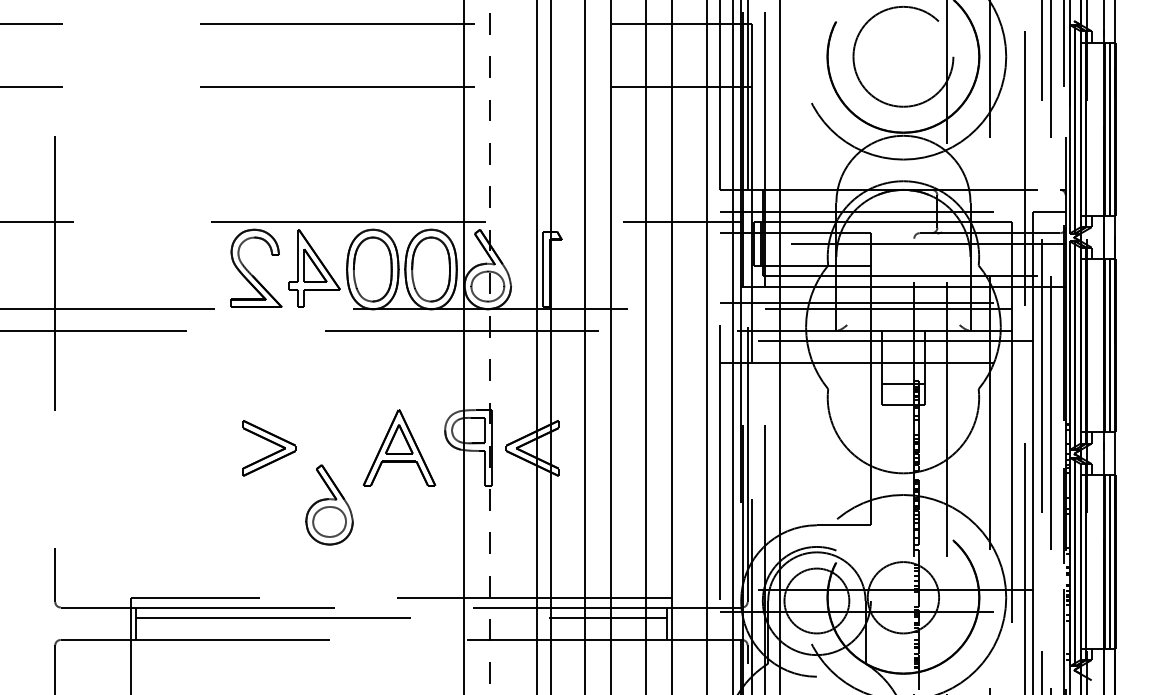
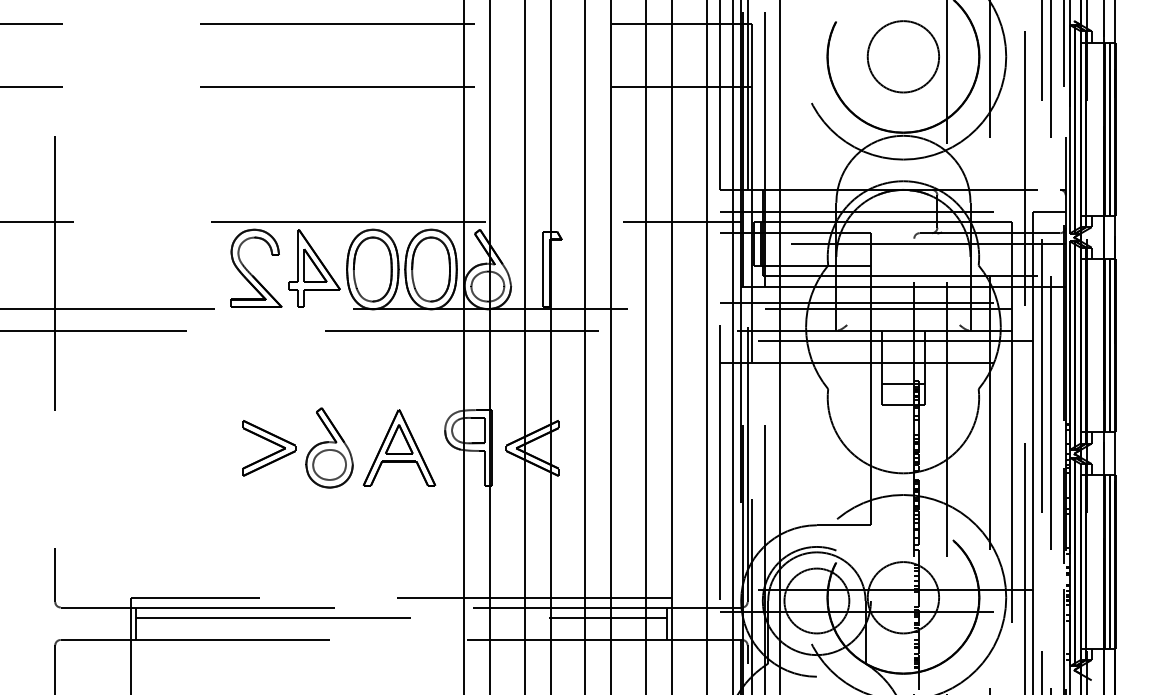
circle diameter: 100 px -> 71 px (903, 56)
line position: (536, 346) -> (524, 346) (524, 346)
line: dashed -> solid (490, 347)
part position: (329, 504) -> (329, 447) (329, 447)
